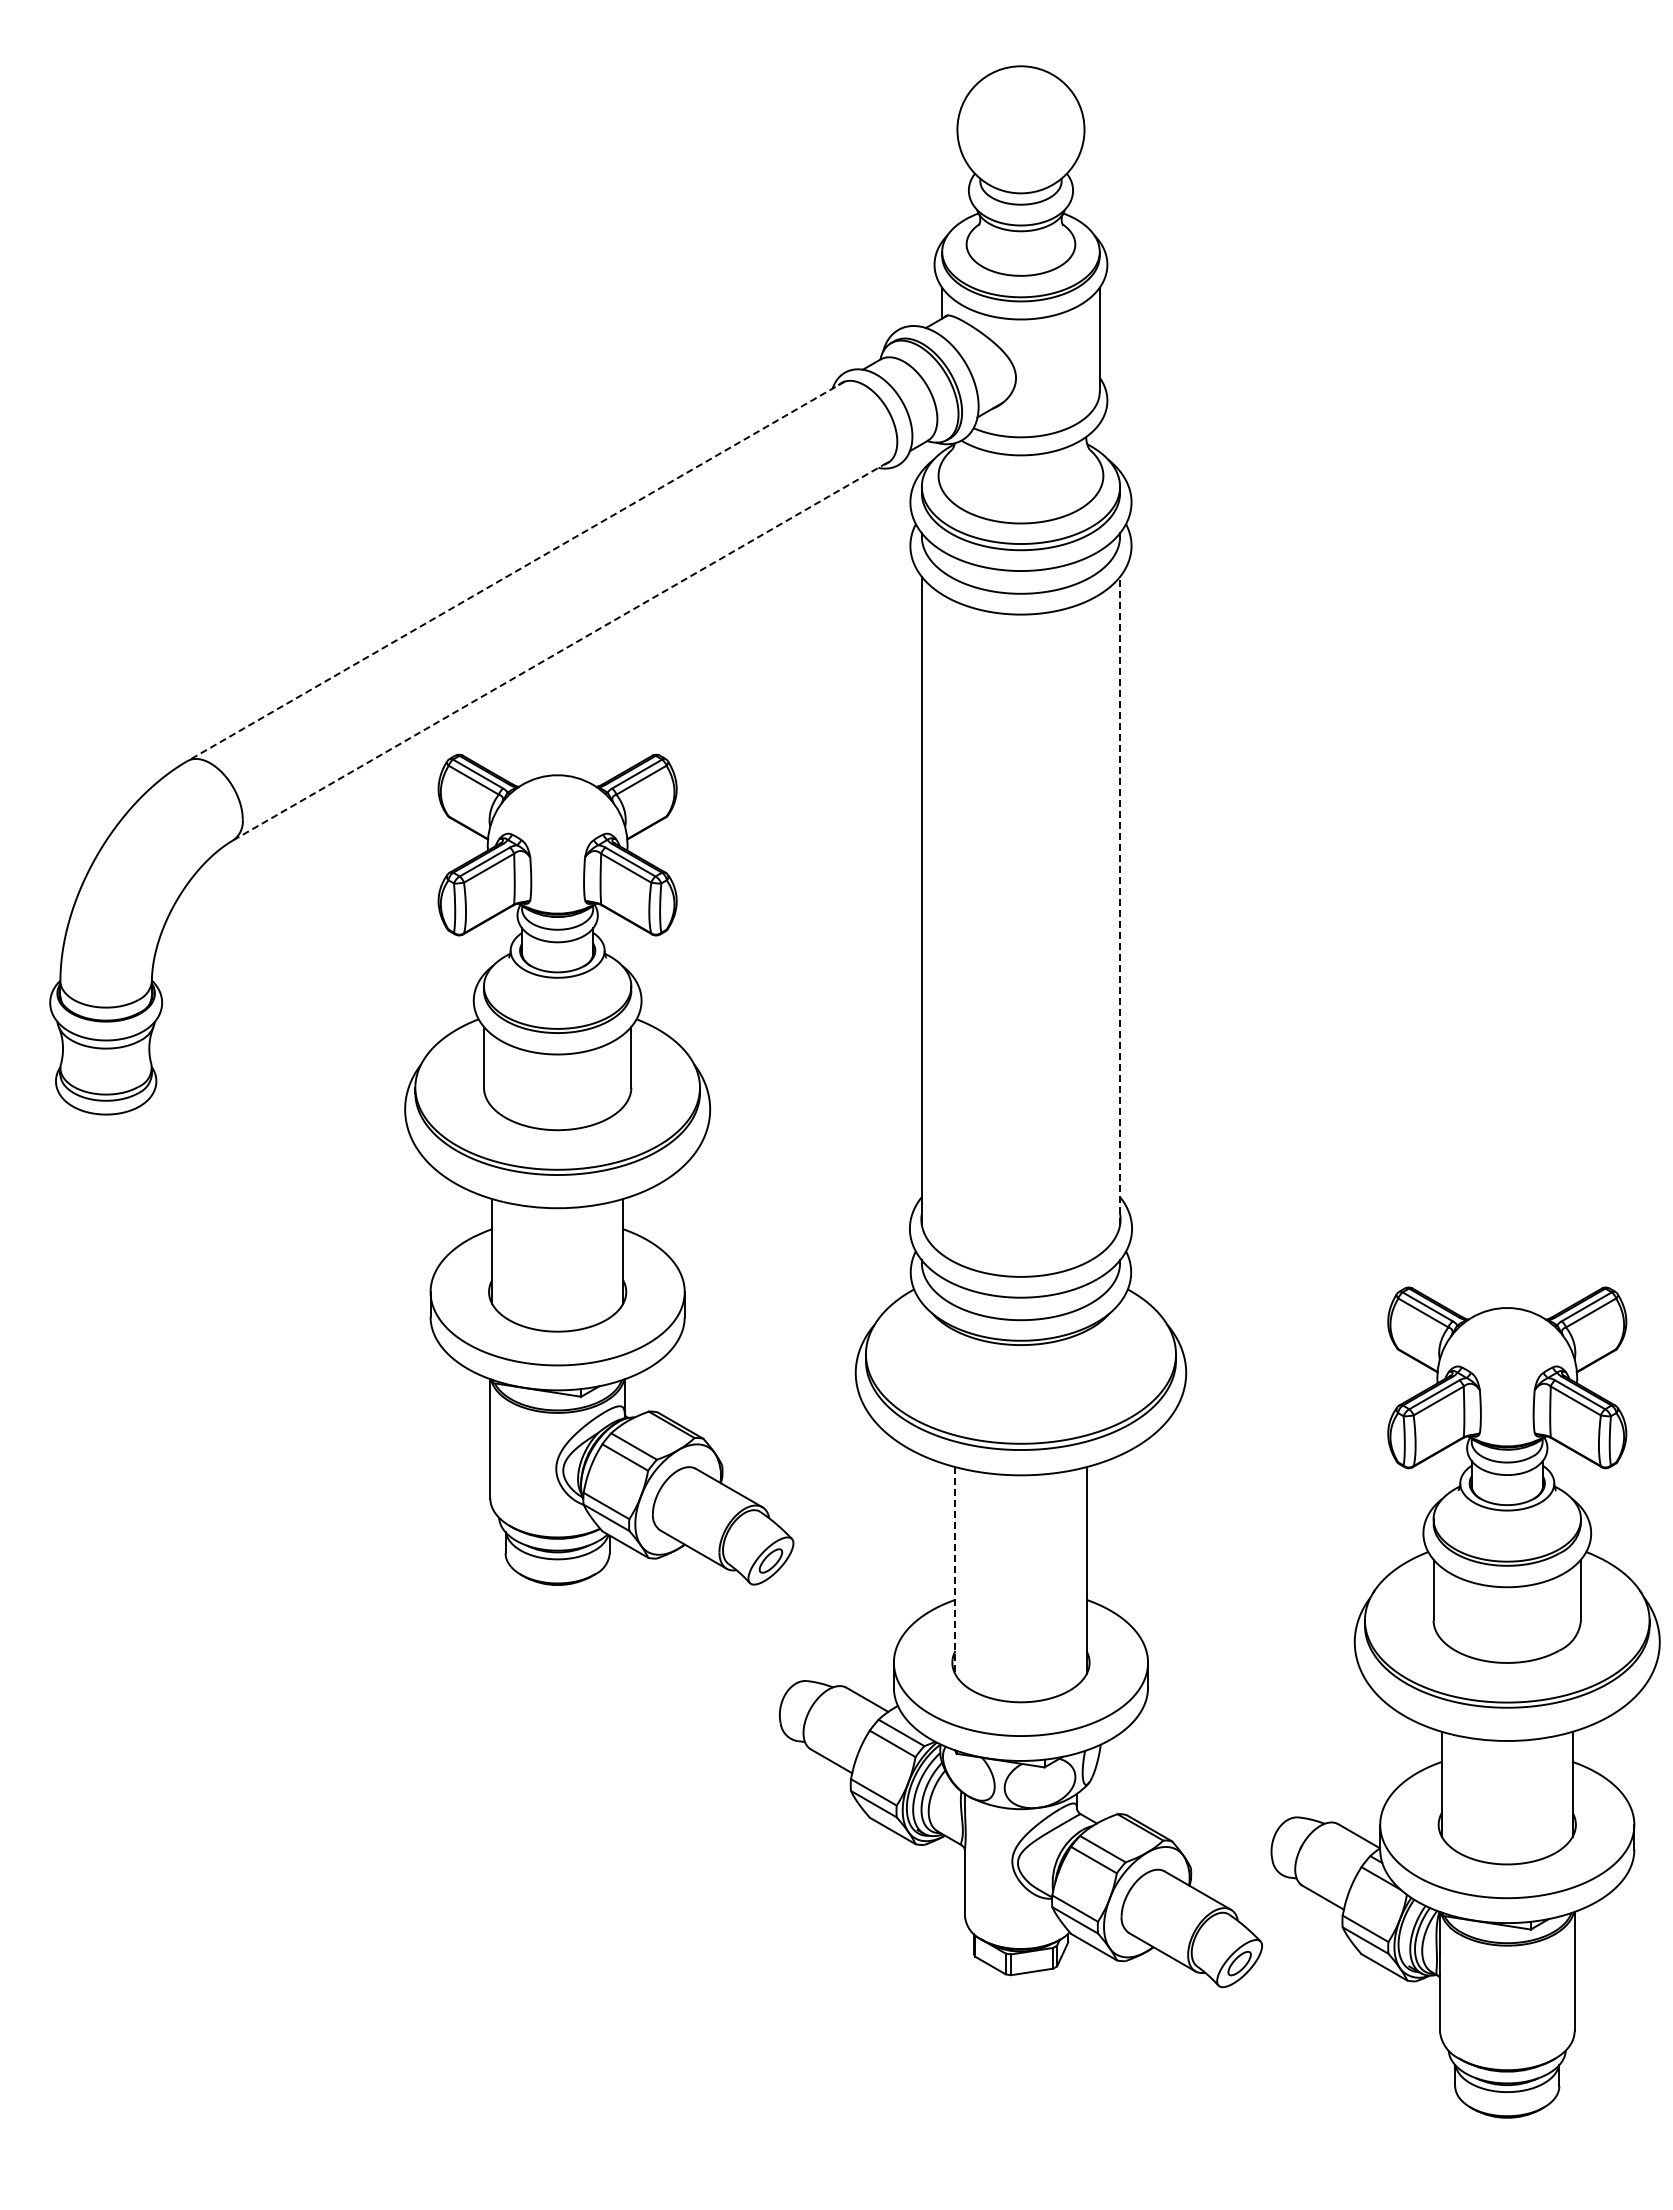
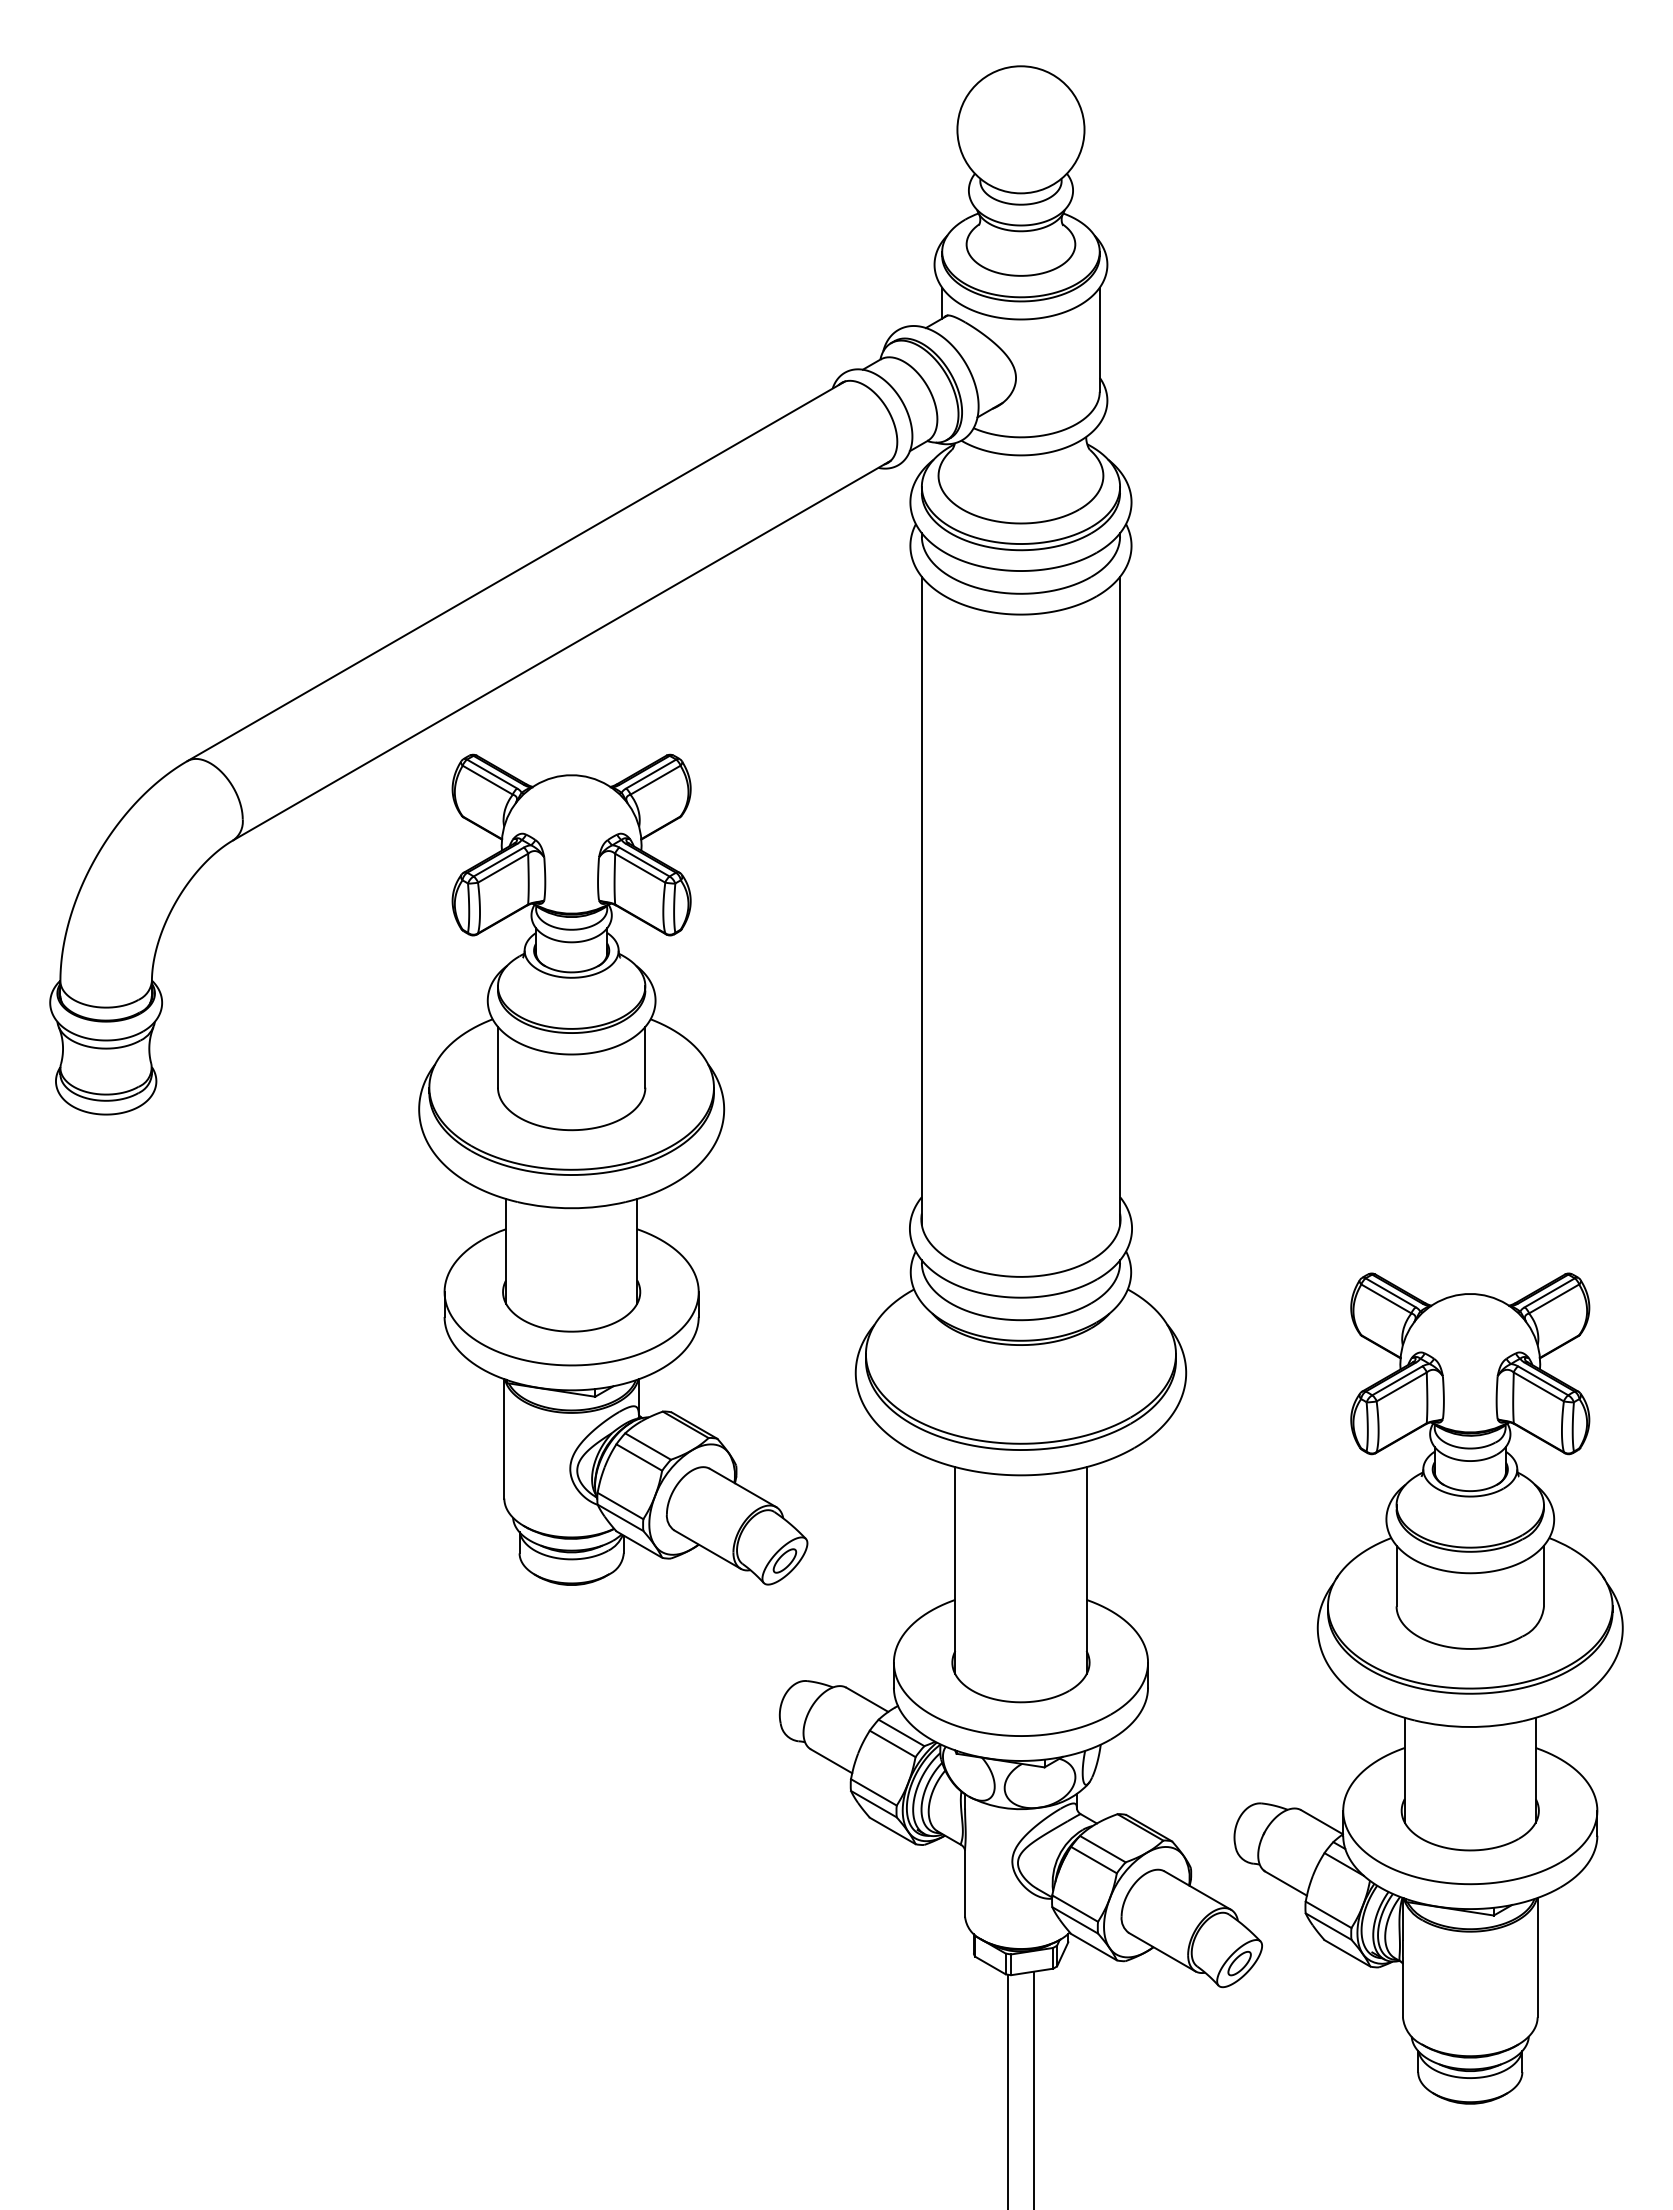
line: dashed -> solid (516, 571)
line: dashed -> solid (562, 650)
line: dashed -> solid (1120, 900)
part position: (599, 1169) -> (613, 1169) (613, 1169)
line: dashed -> solid (955, 1570)
part position: (1465, 1702) -> (1428, 1688) (1428, 1688)
line: none -> present (1033, 2088)
line: none -> present (1008, 2090)
